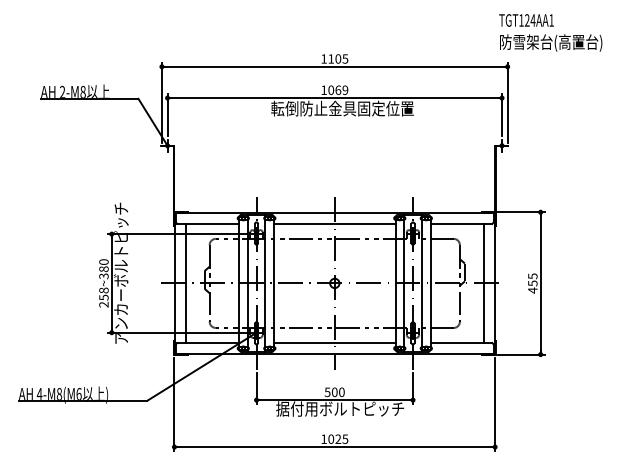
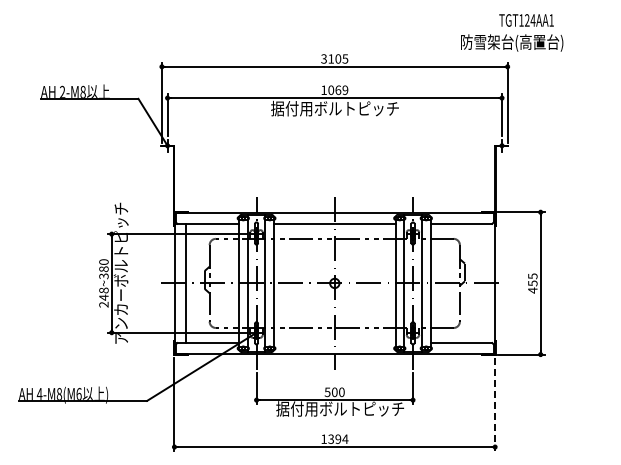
text position: (551, 42) -> (512, 42) (512, 42)
text: 1105 -> 3105 (323, 58)
text: 転倒防止金具固定位置 -> 据付用ボルトピッチ (342, 108)
line: present -> none (483, 283)
text: 258~380 -> 248~380 (103, 297)
line: present -> none (334, 343)
line: solid -> dashed (495, 404)
text: 1025 -> 1394 (337, 438)
